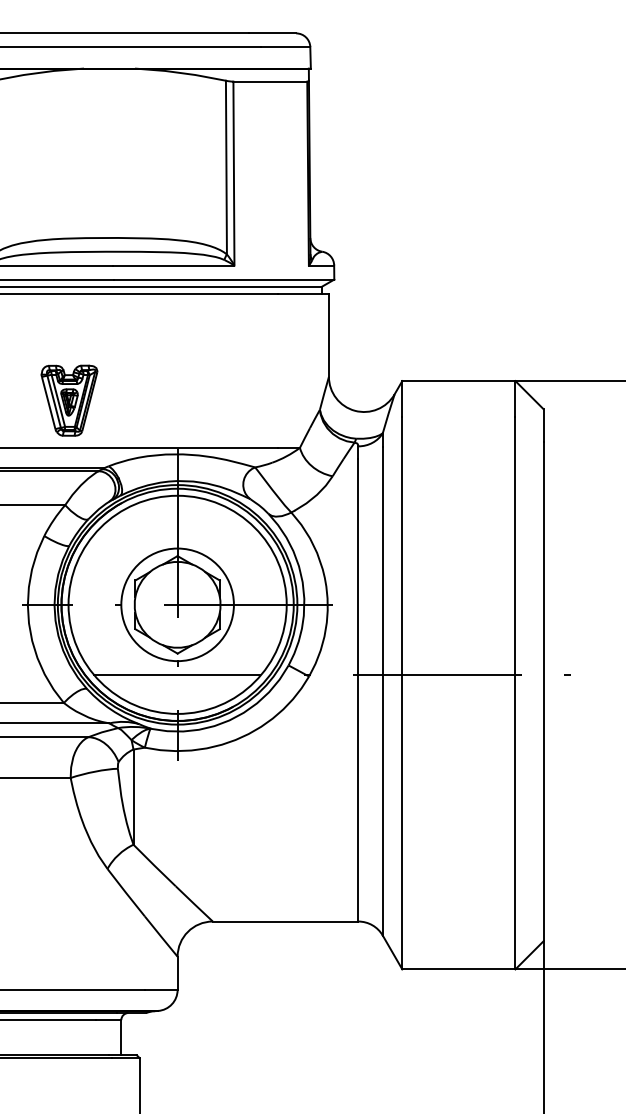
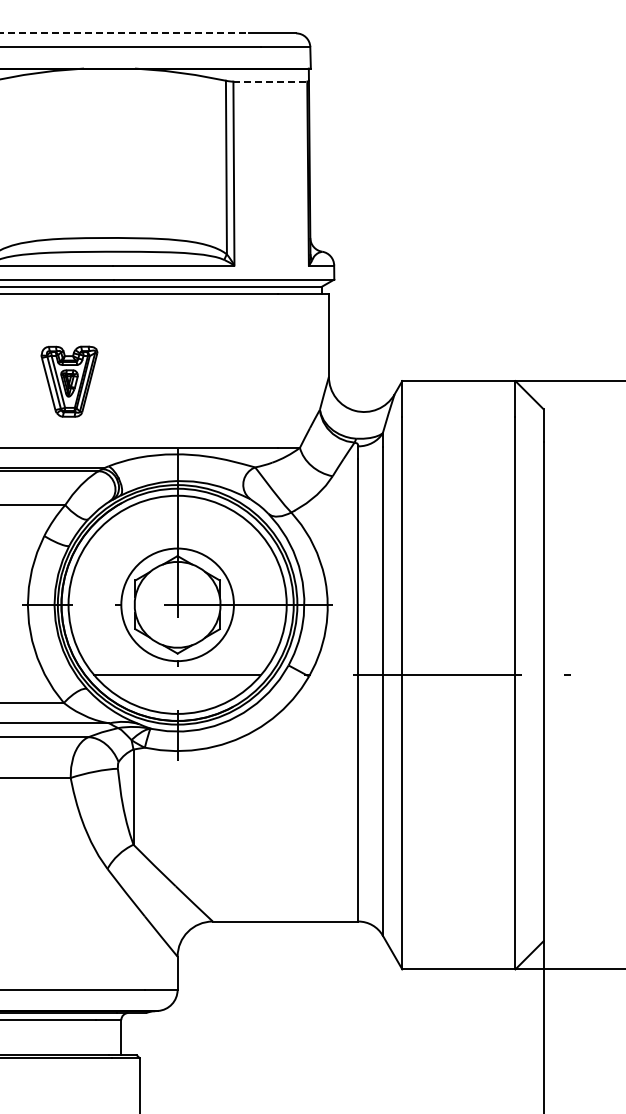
line: solid -> dashed (125, 33)
line: solid -> dashed (270, 81)
part position: (69, 400) -> (69, 381) (69, 381)
